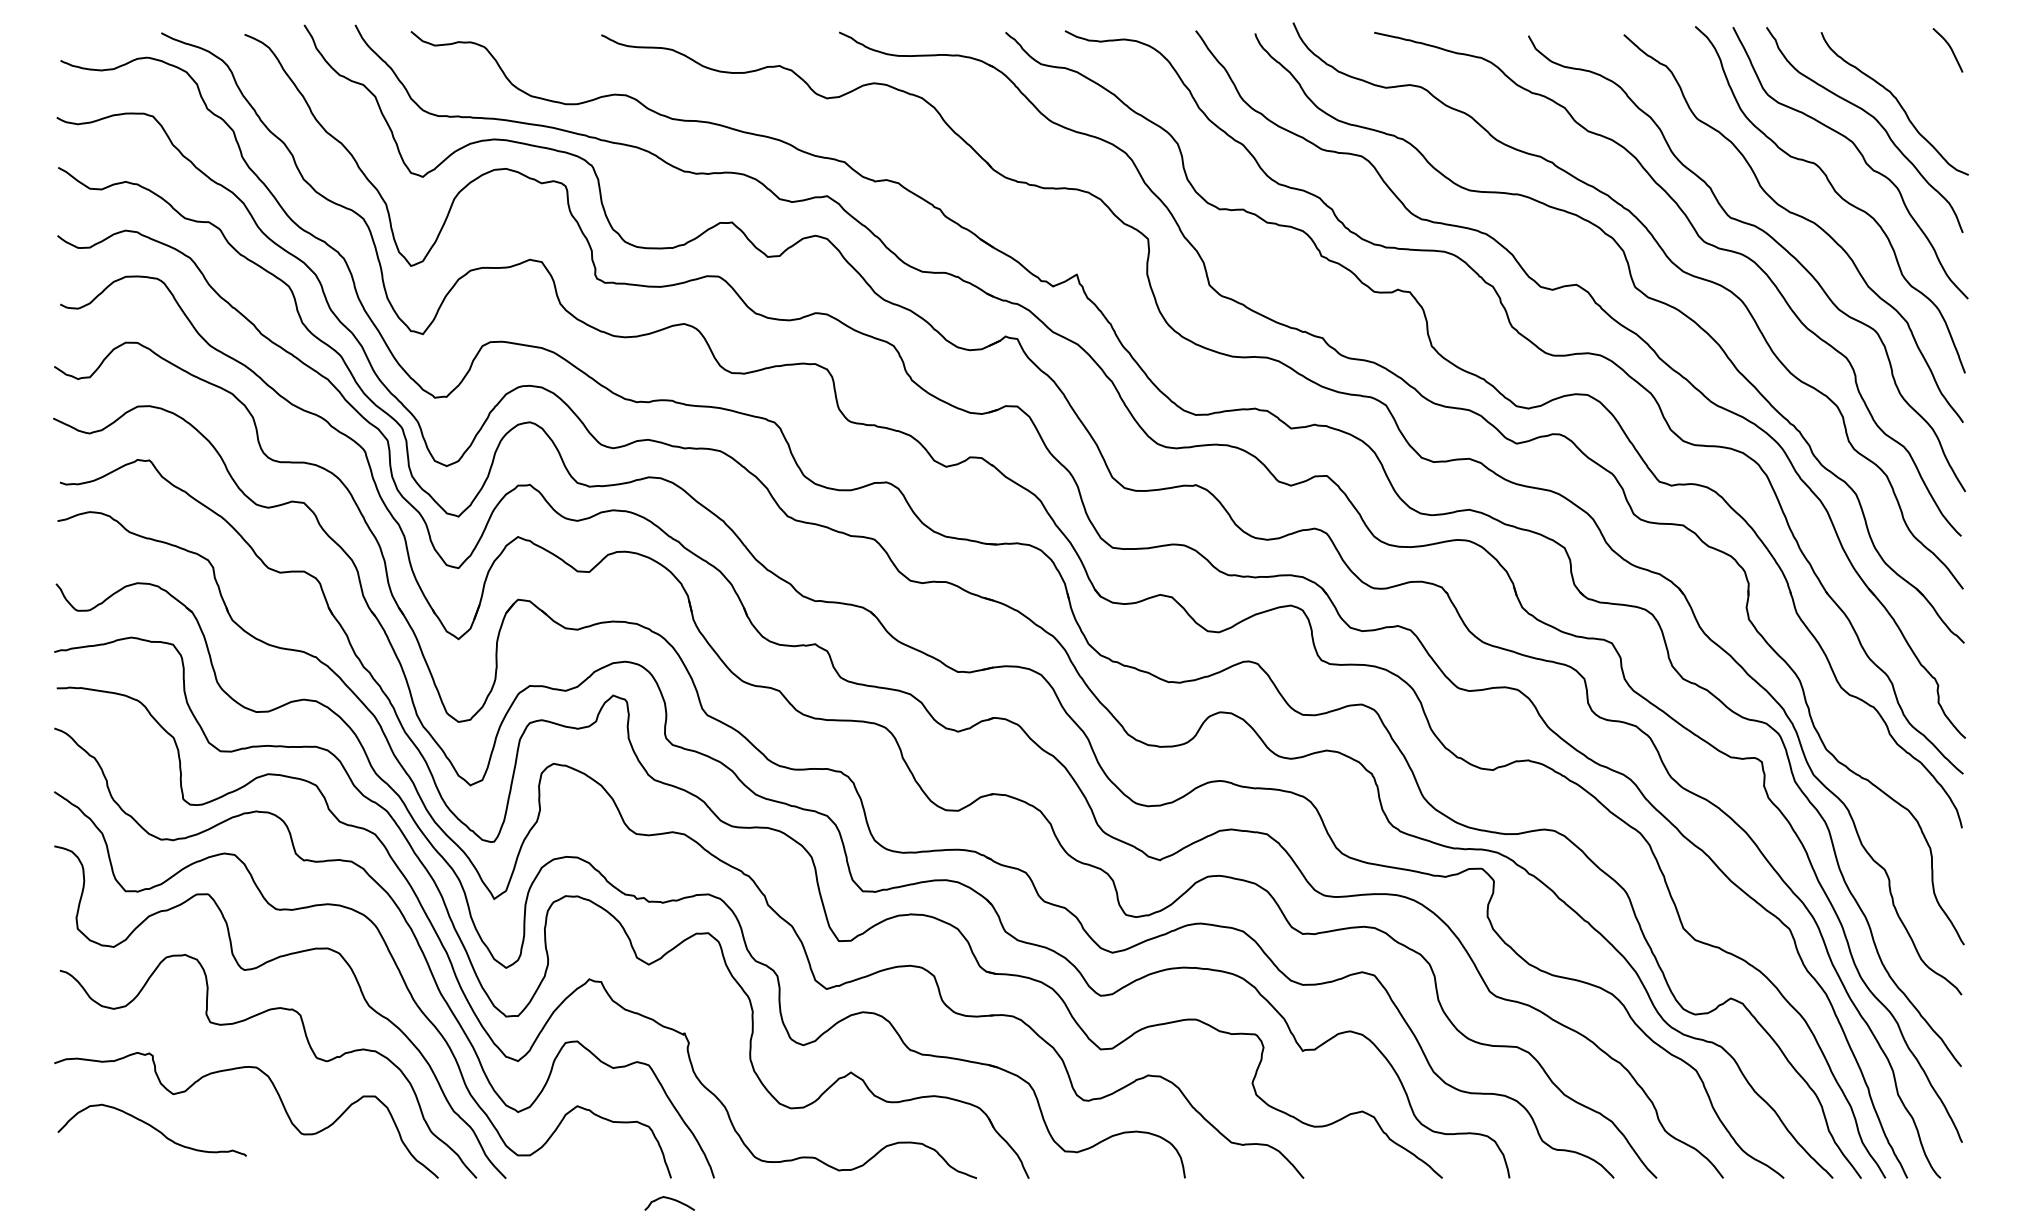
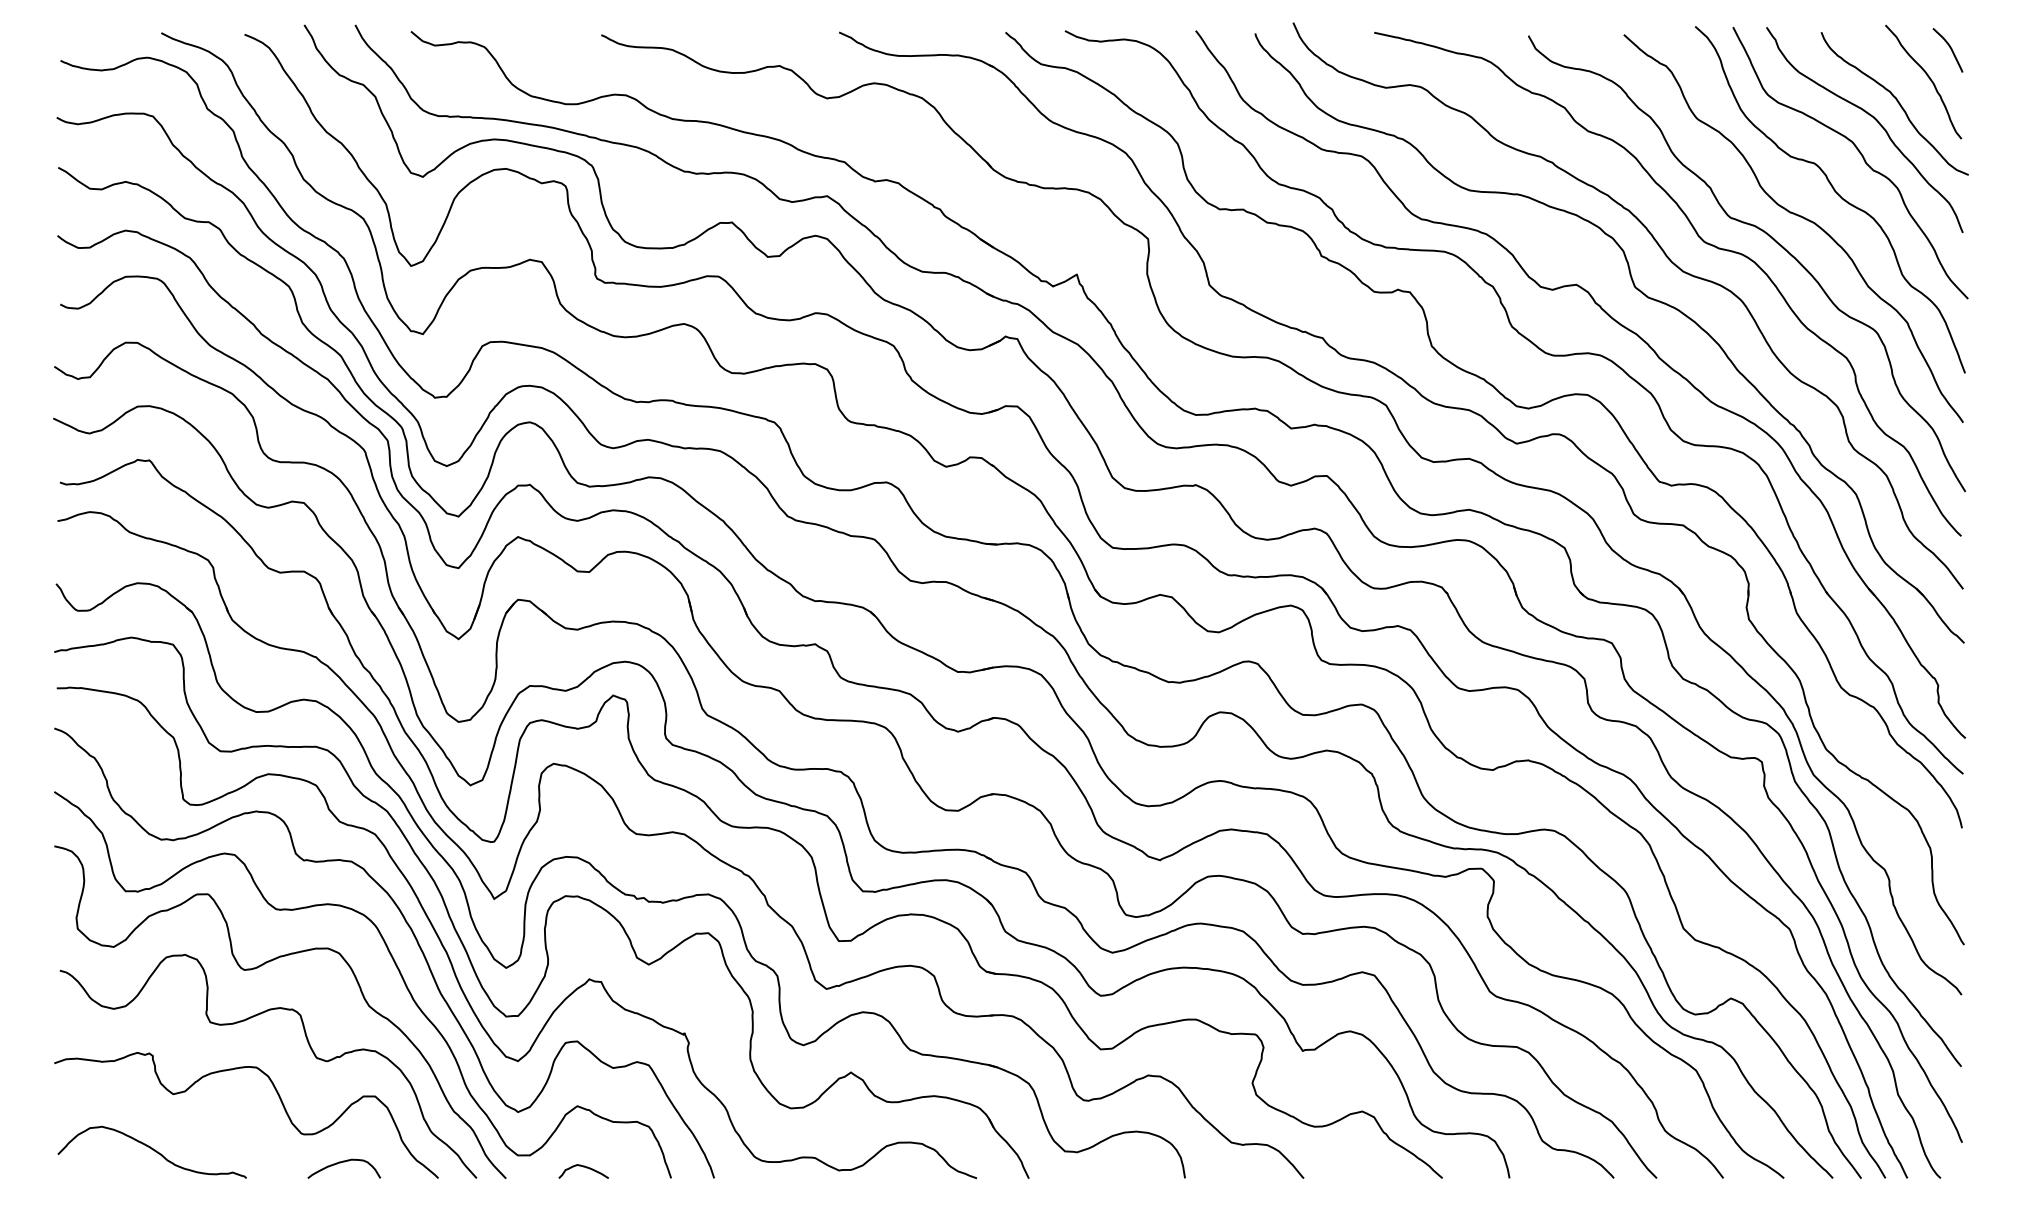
curve: none -> present (1928, 78)
curve position: (152, 1128) -> (152, 1150) (152, 1150)
curve: none -> present (344, 1162)
curve position: (669, 1199) -> (583, 1167) (583, 1167)
